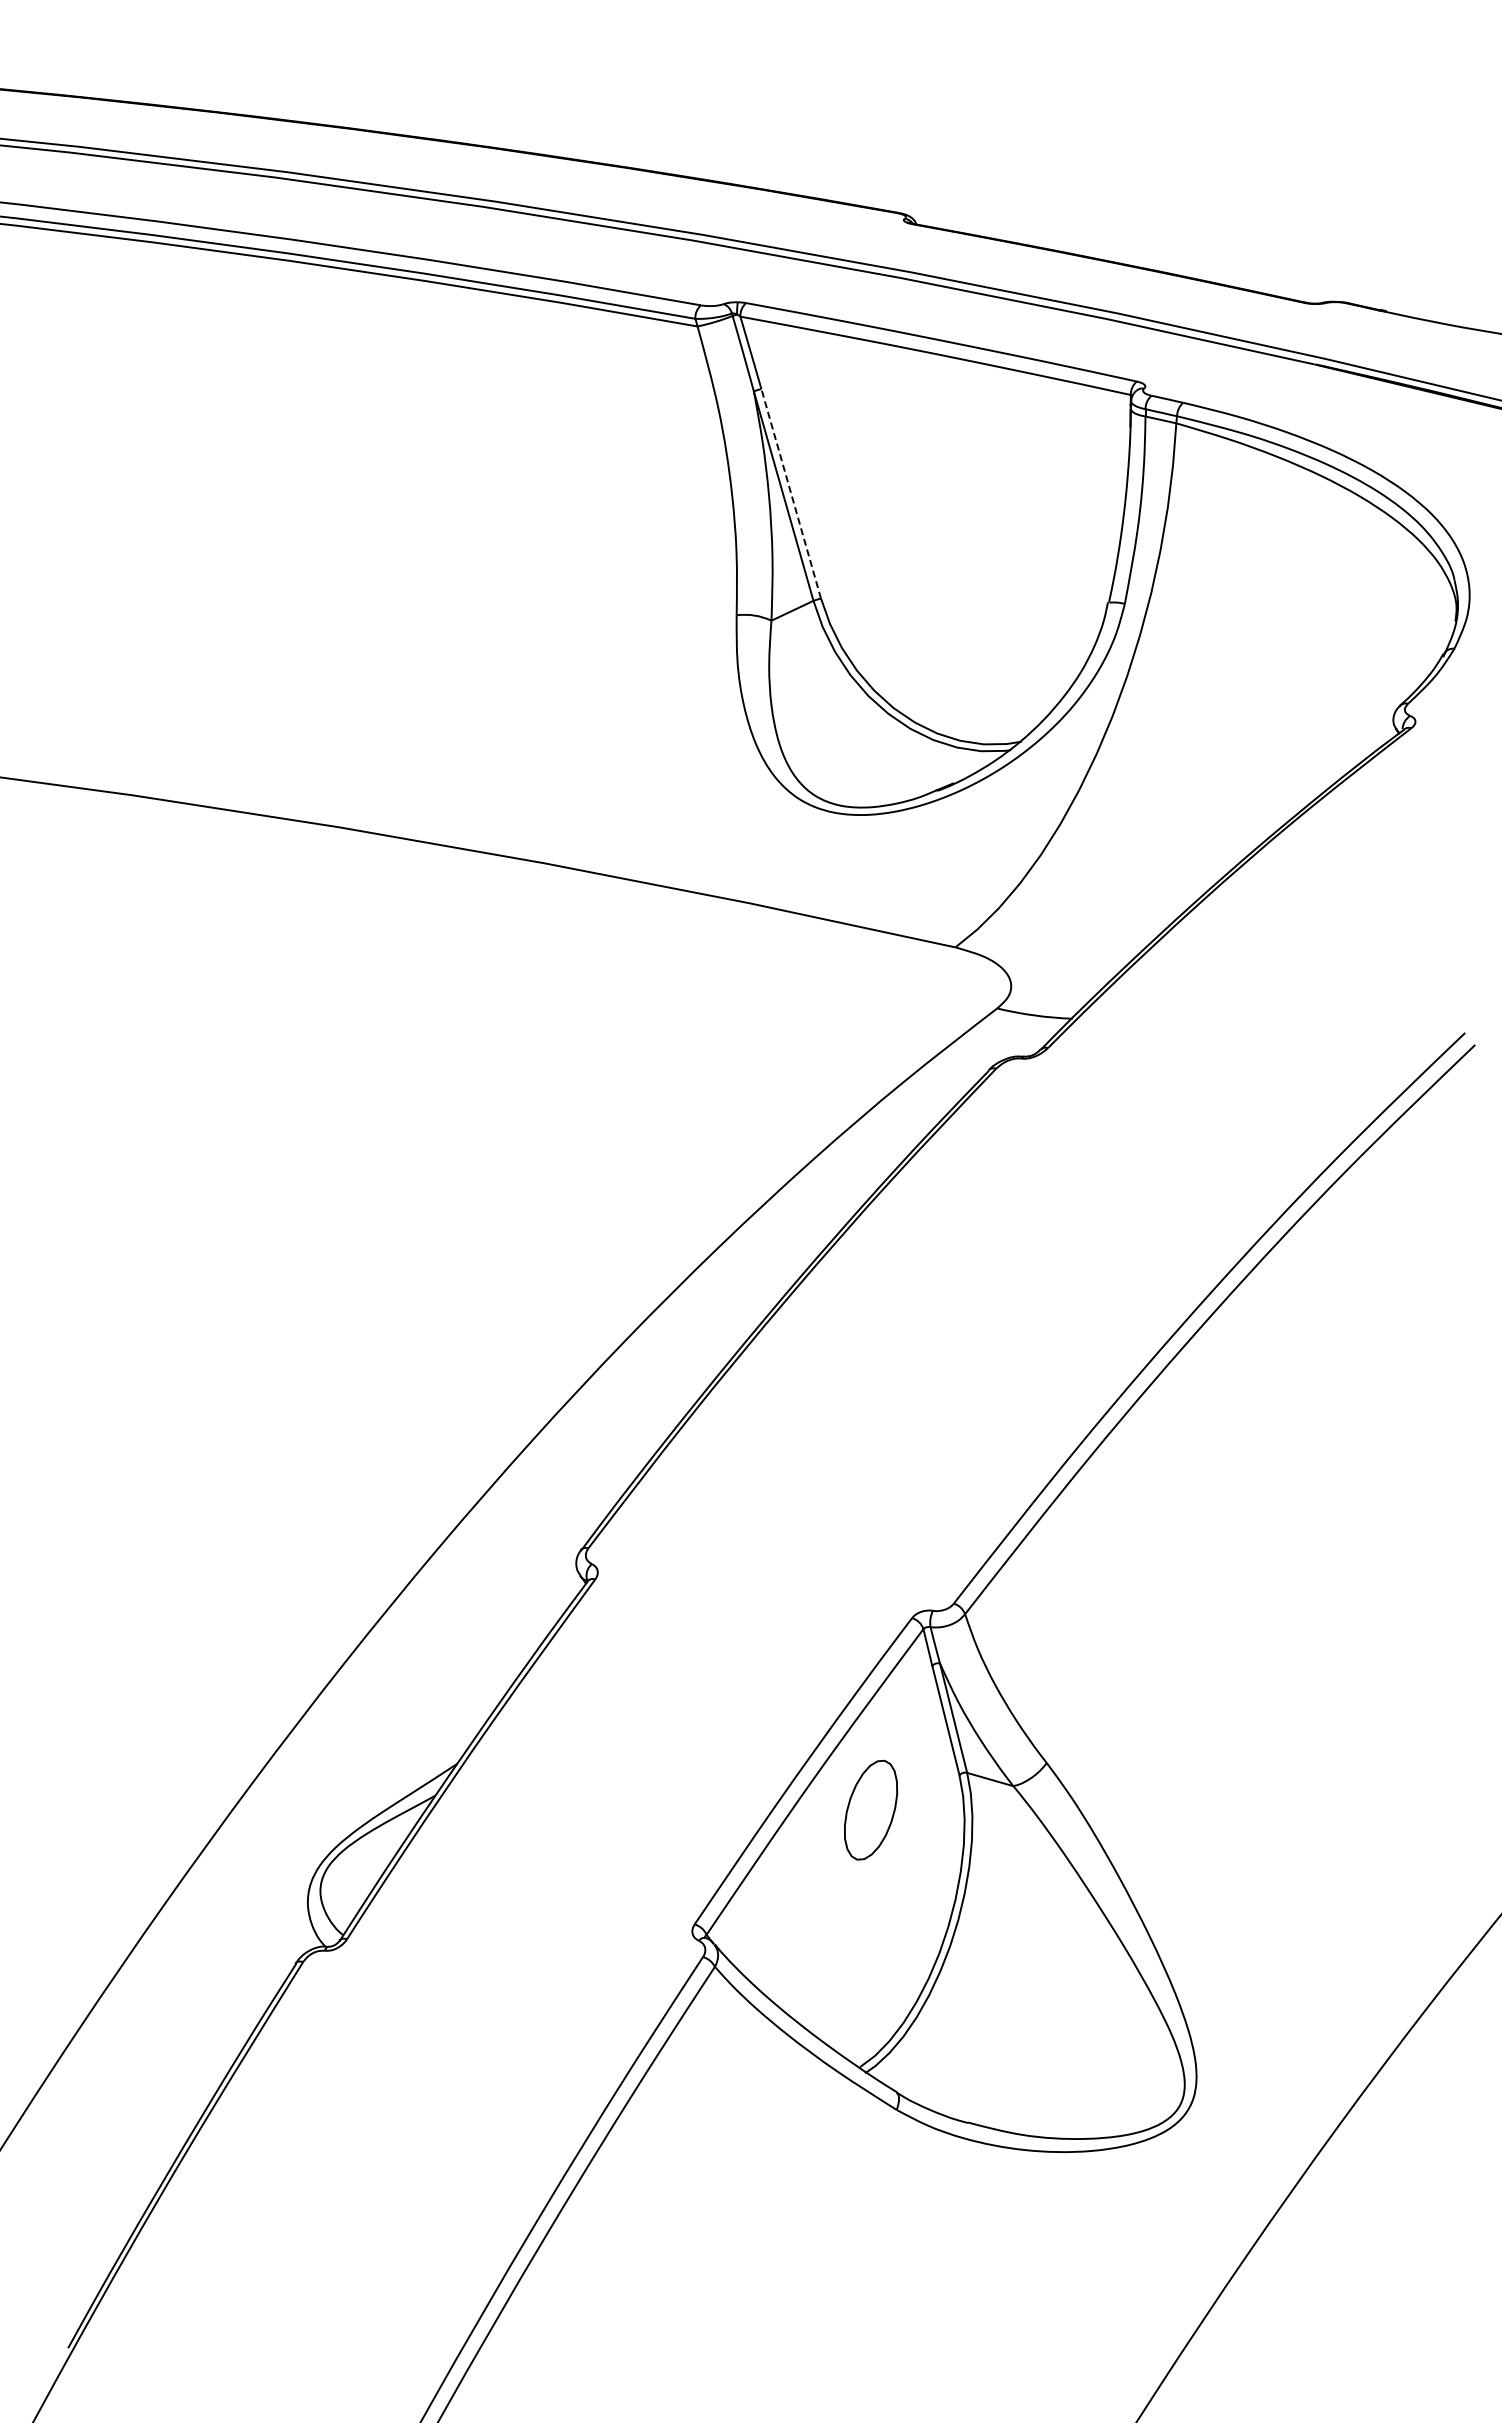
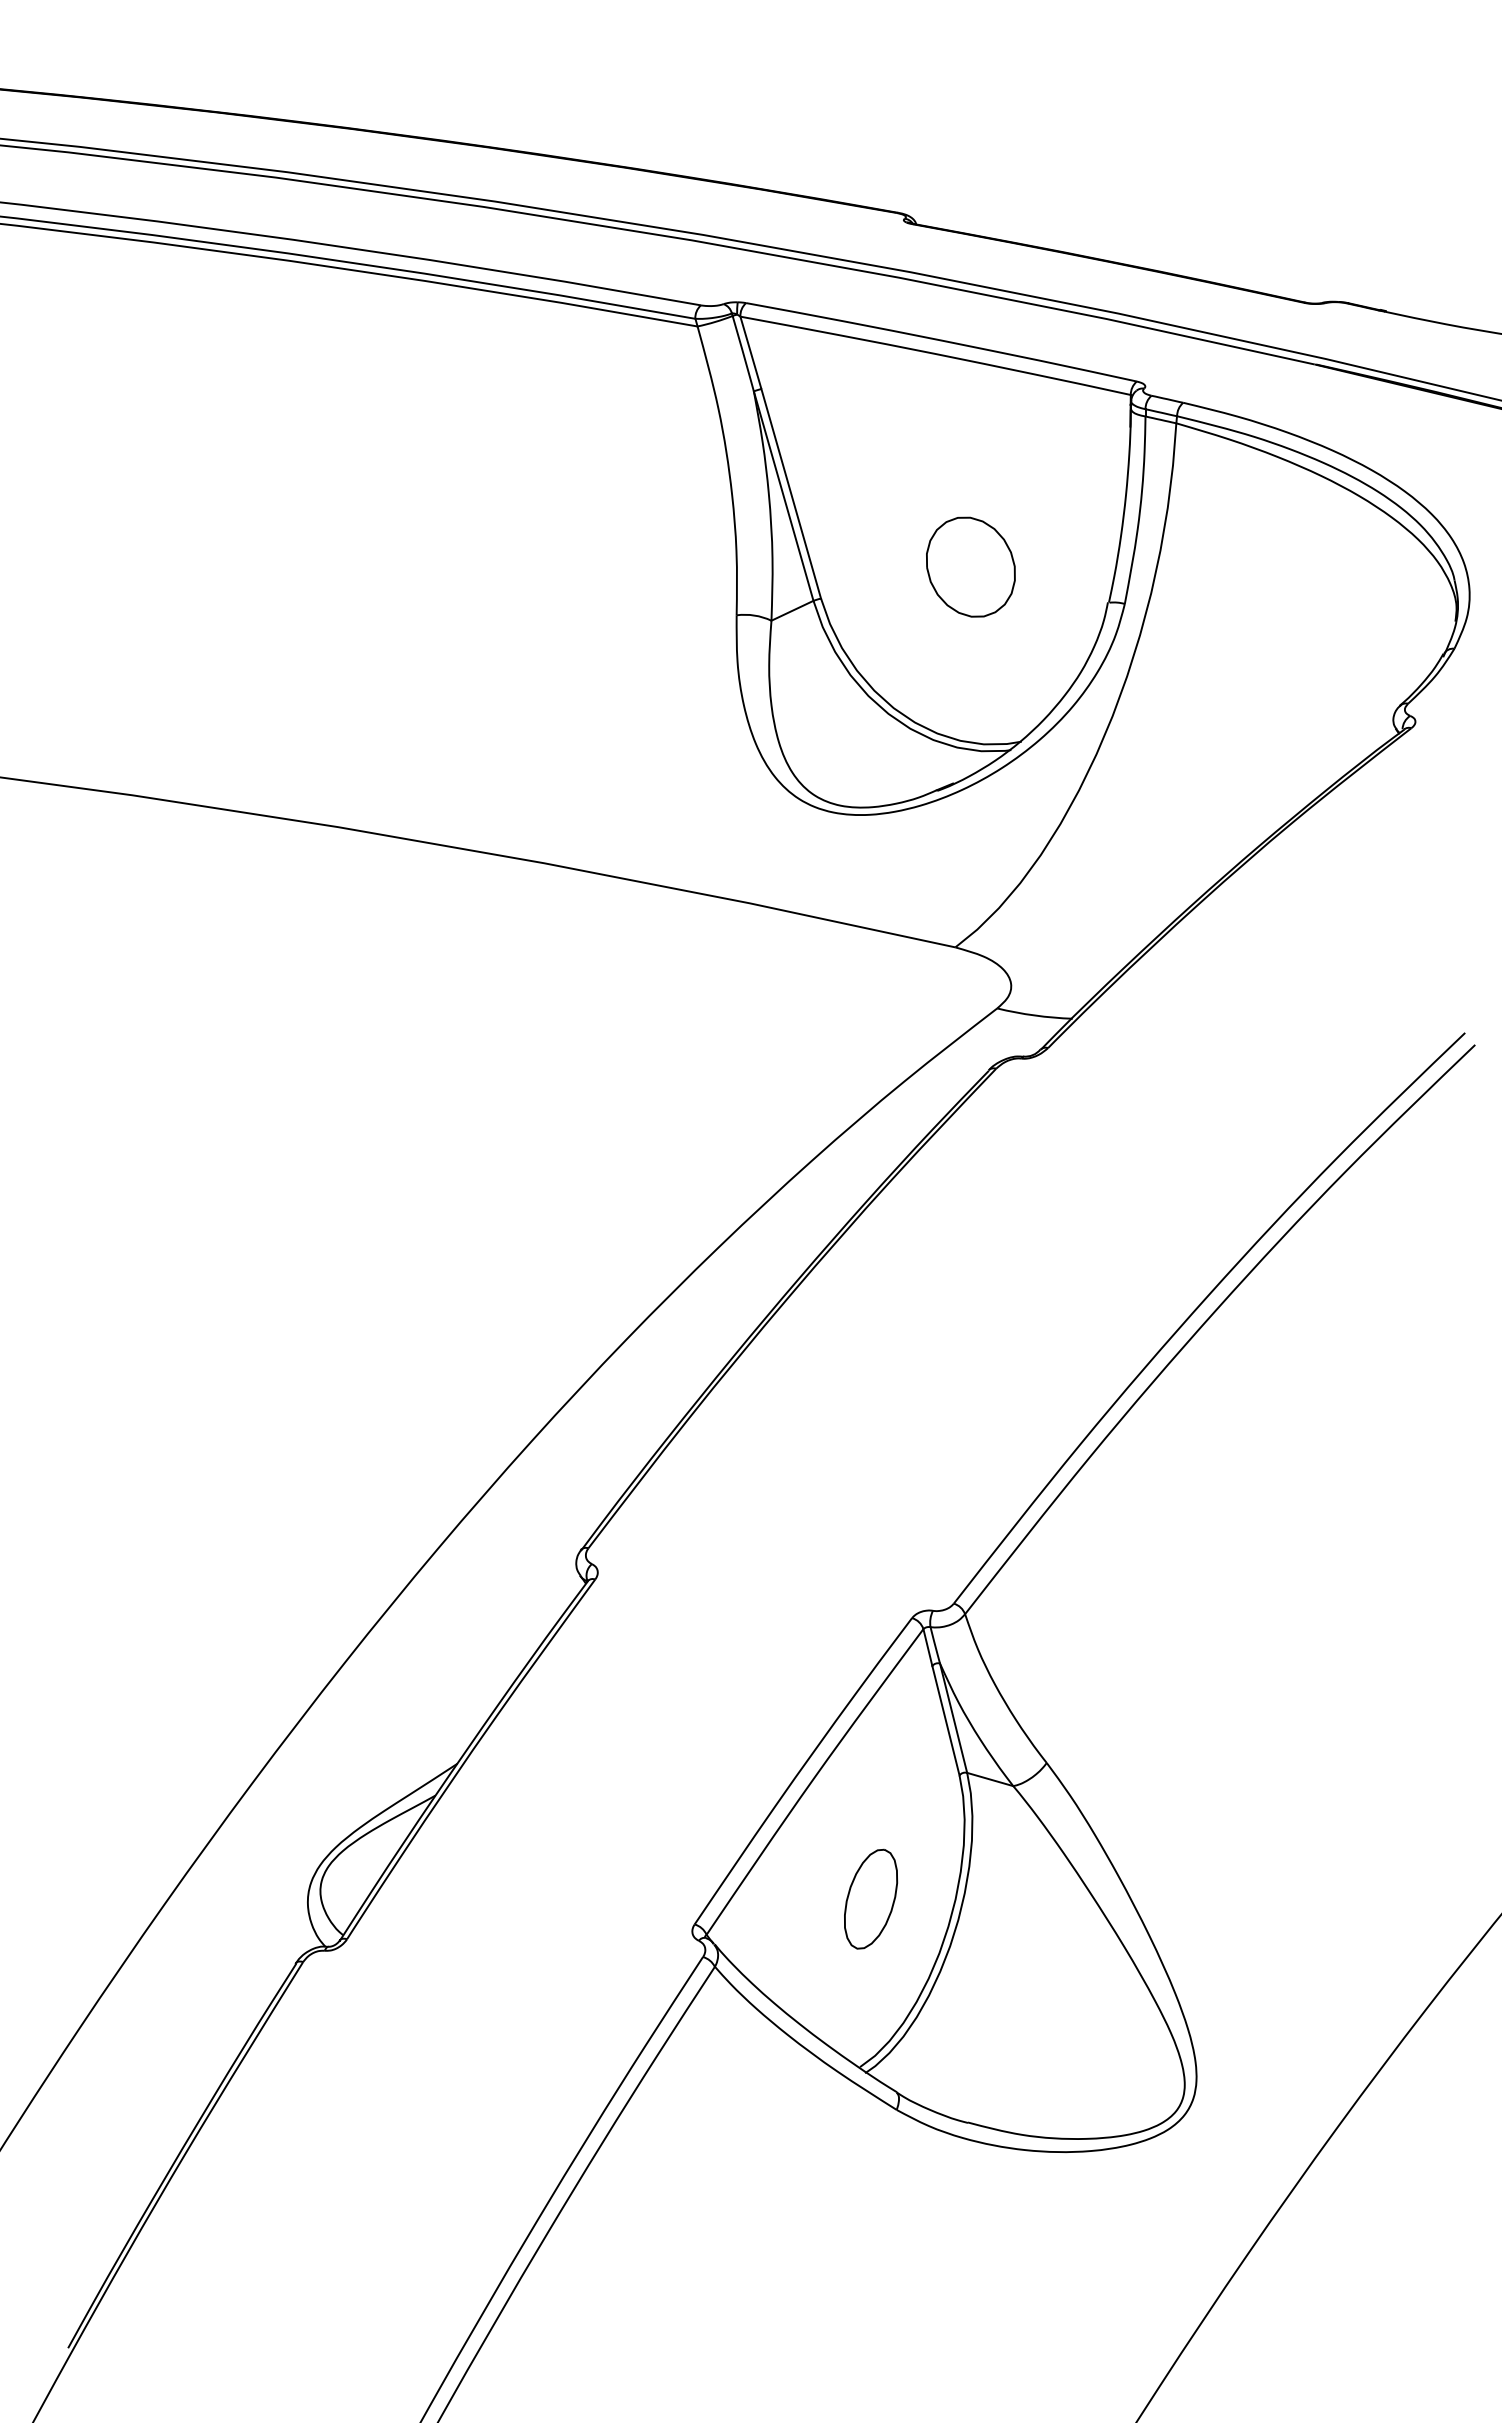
line: dashed -> solid (791, 493)
part: none -> present (970, 566)
part position: (871, 1809) -> (871, 1898) (871, 1898)
